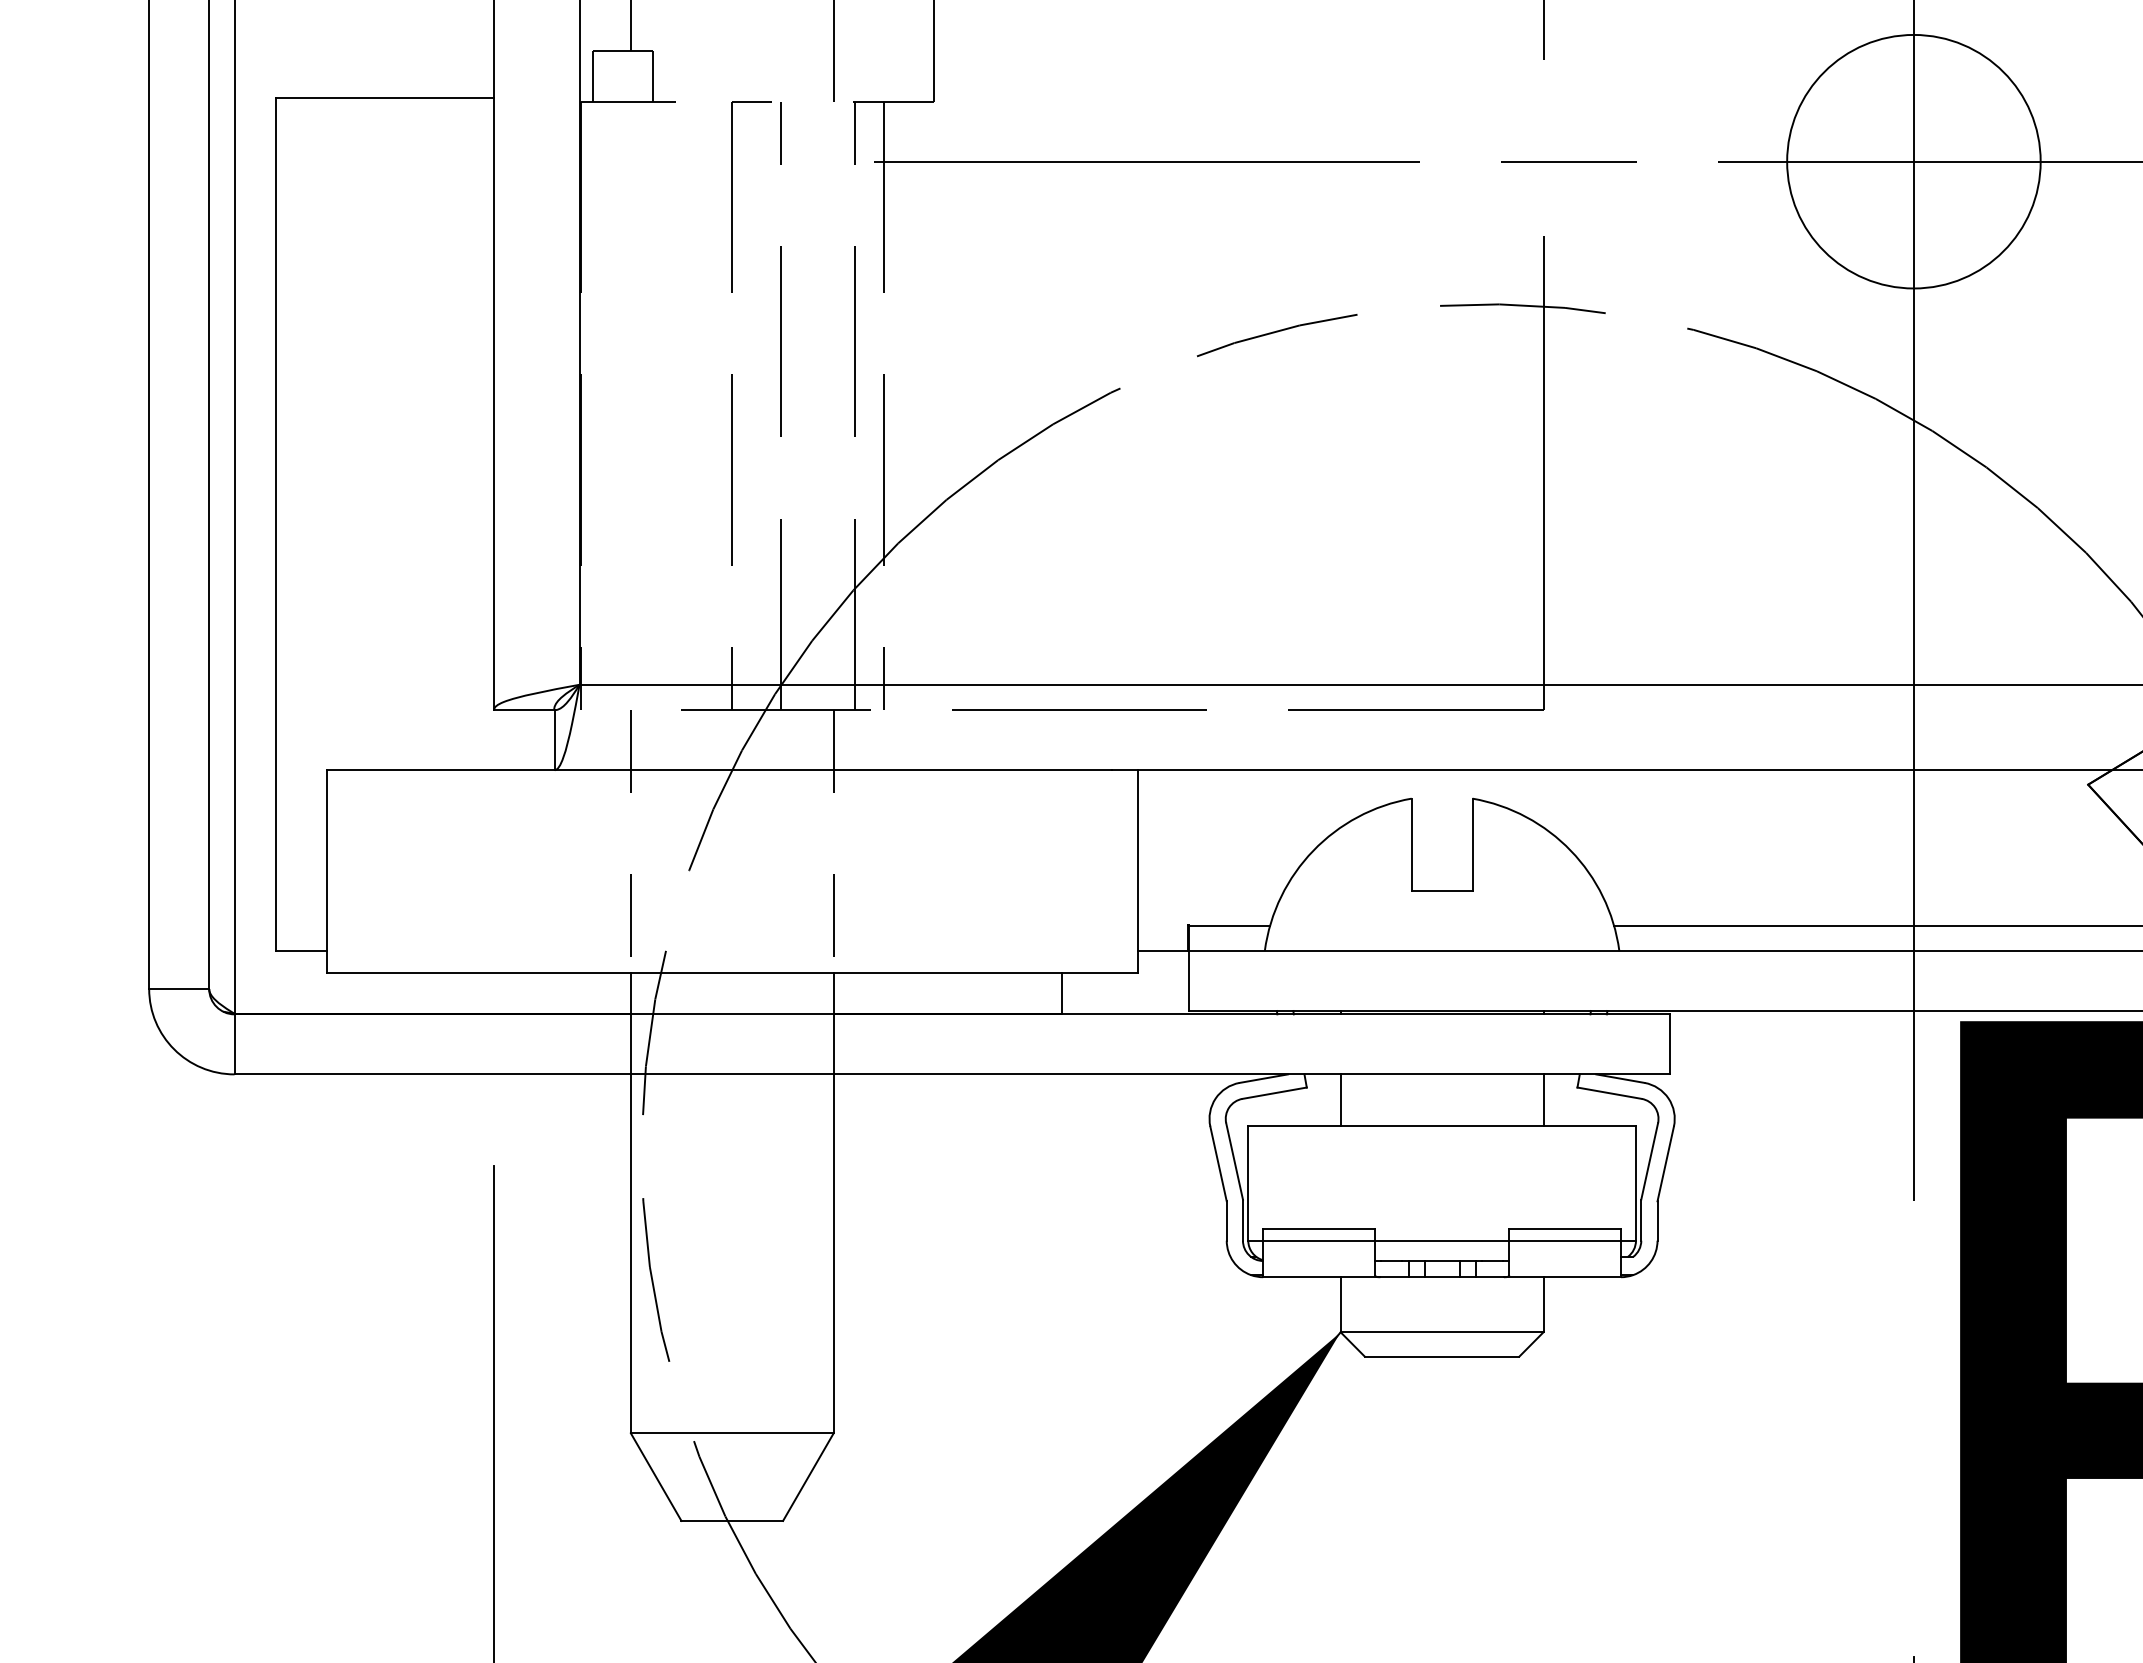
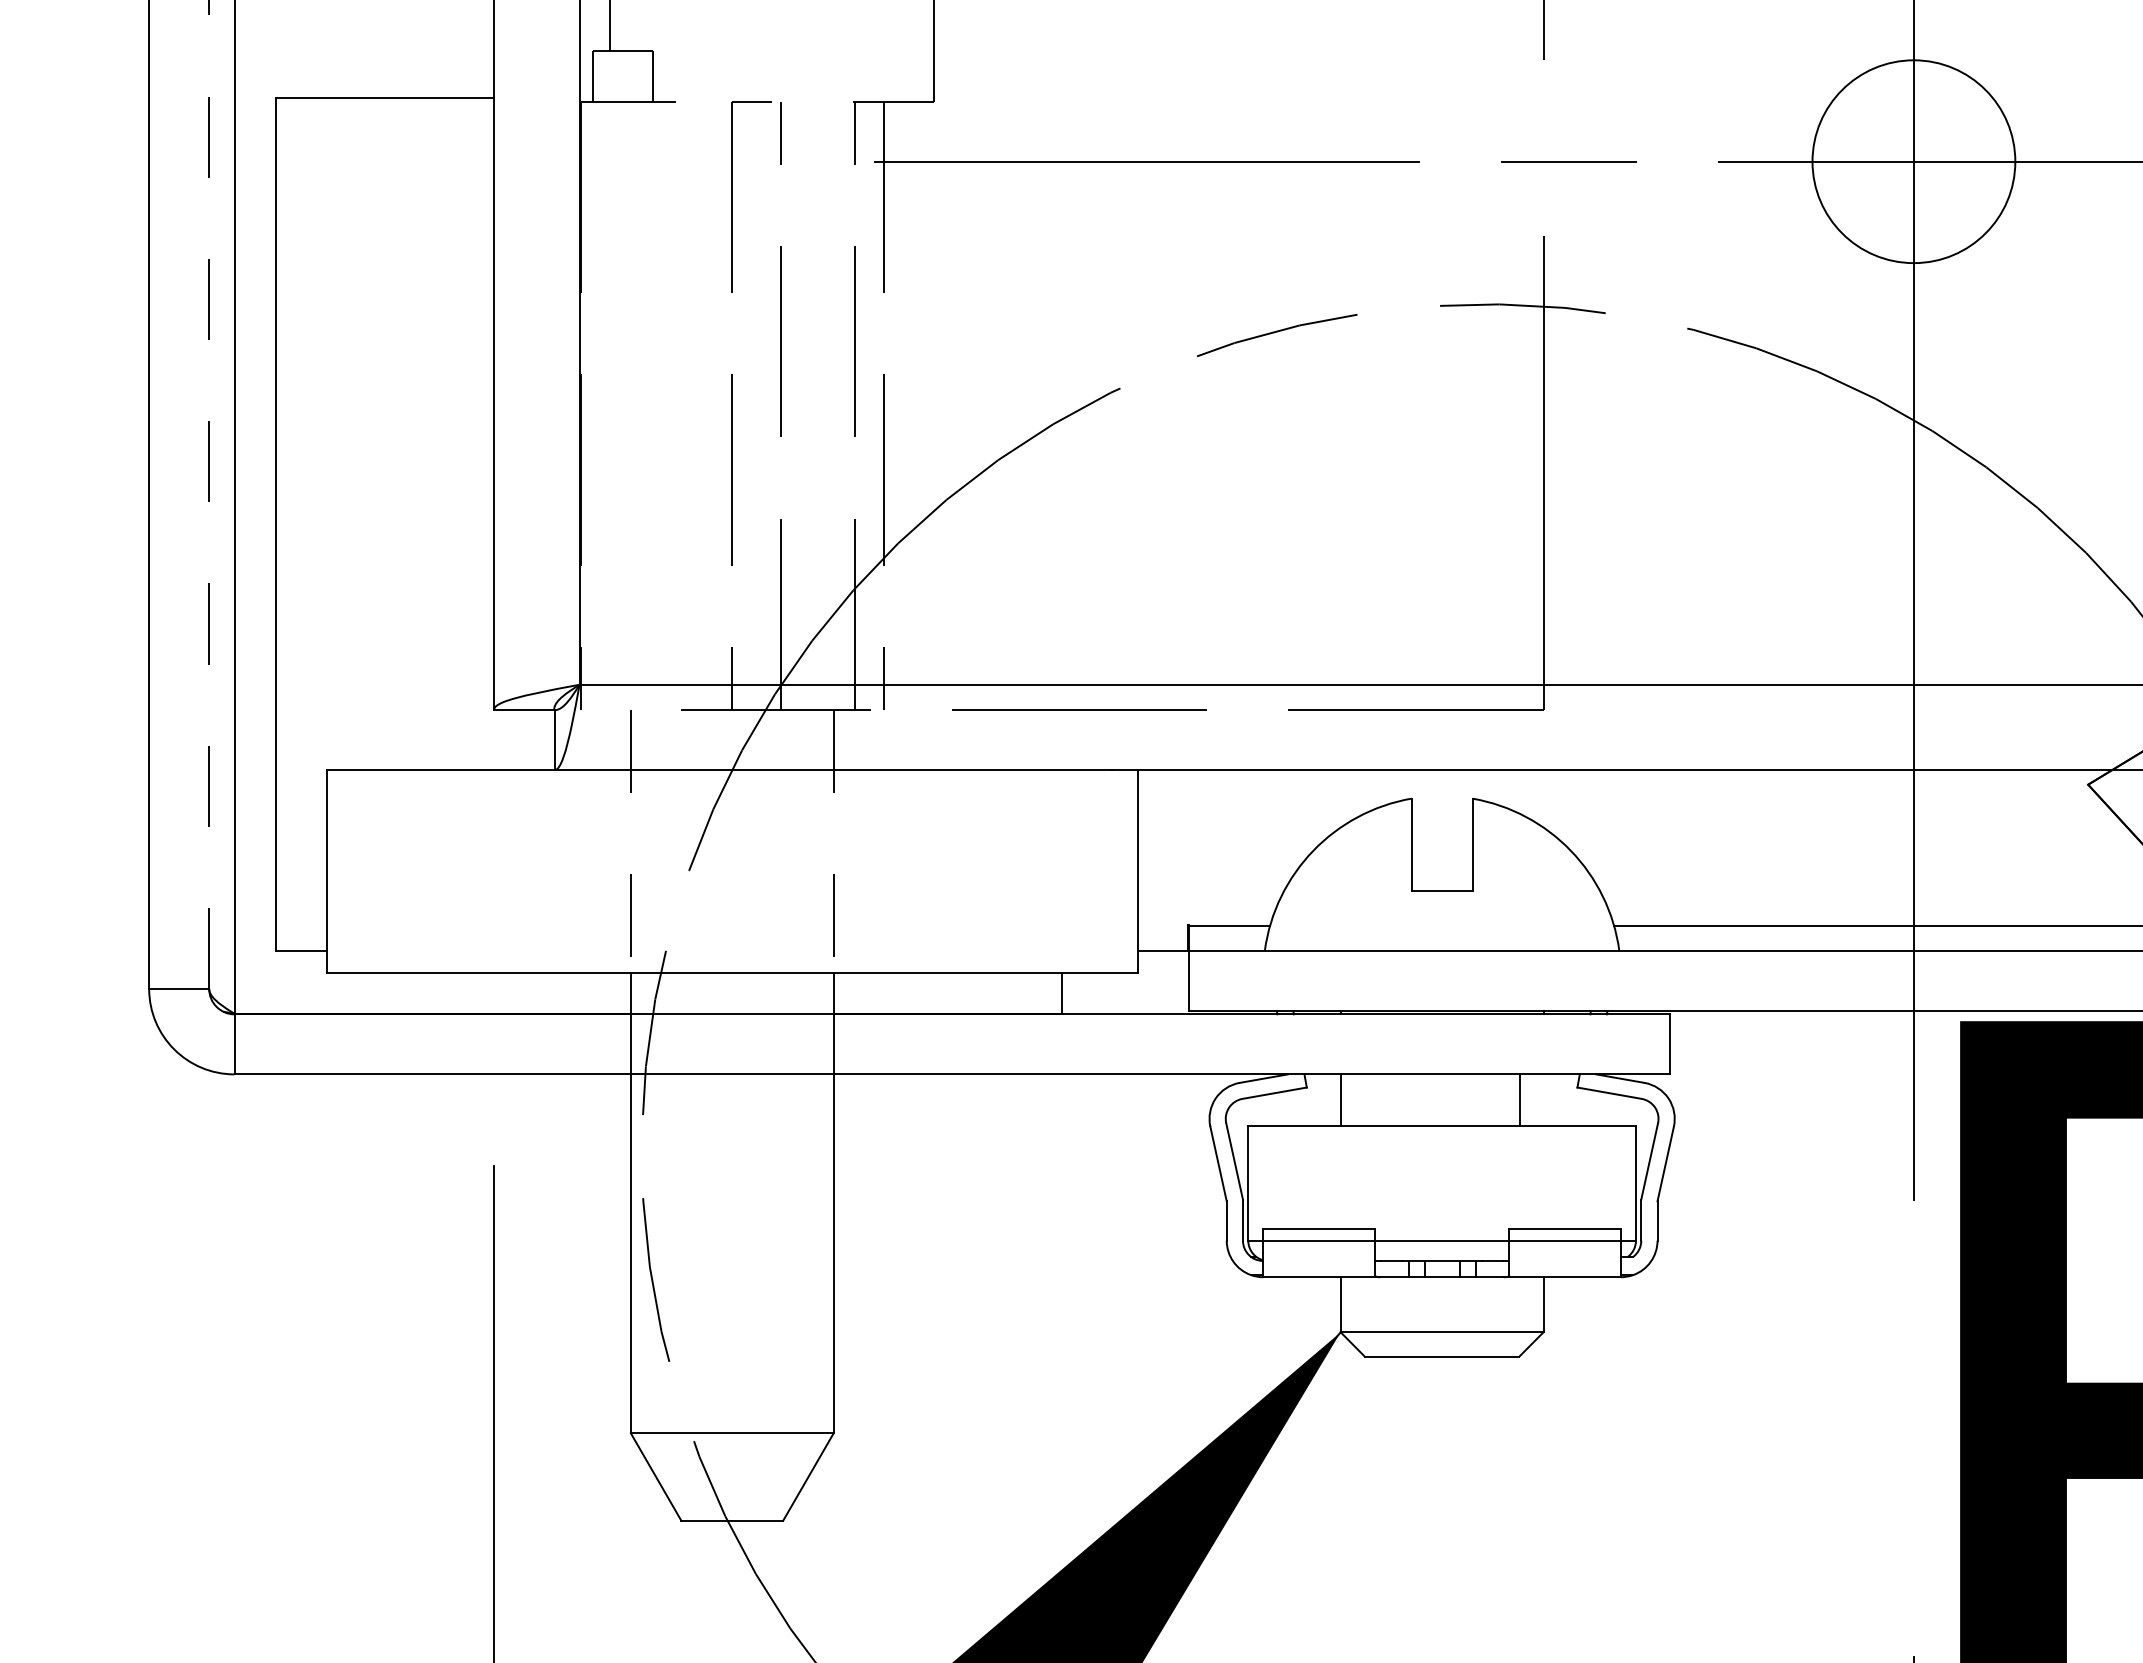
line position: (630, 26) -> (609, 26) (609, 26)
line: present -> none (833, 51)
circle diameter: 254 px -> 203 px (1913, 161)
line: solid -> dashed (209, 494)
line position: (1543, 1099) -> (1519, 1099) (1519, 1099)
